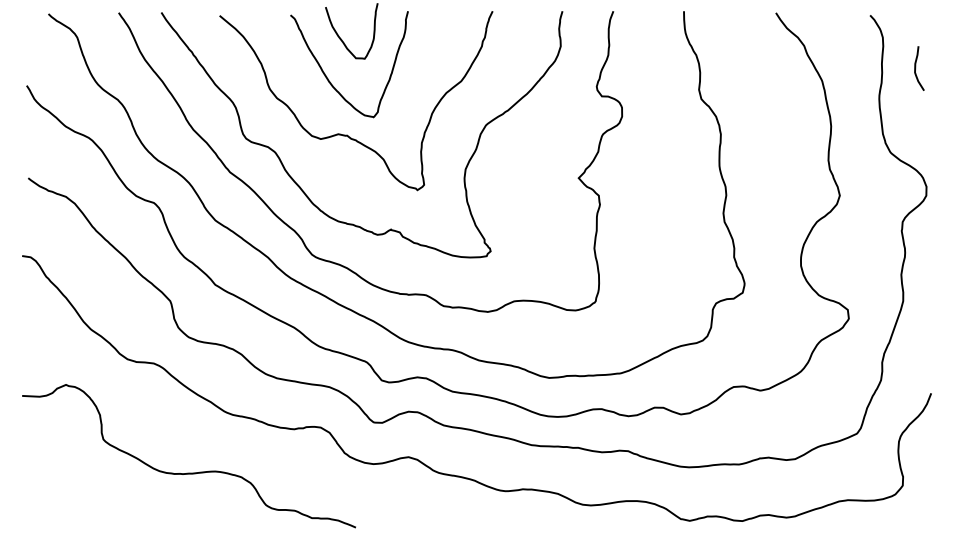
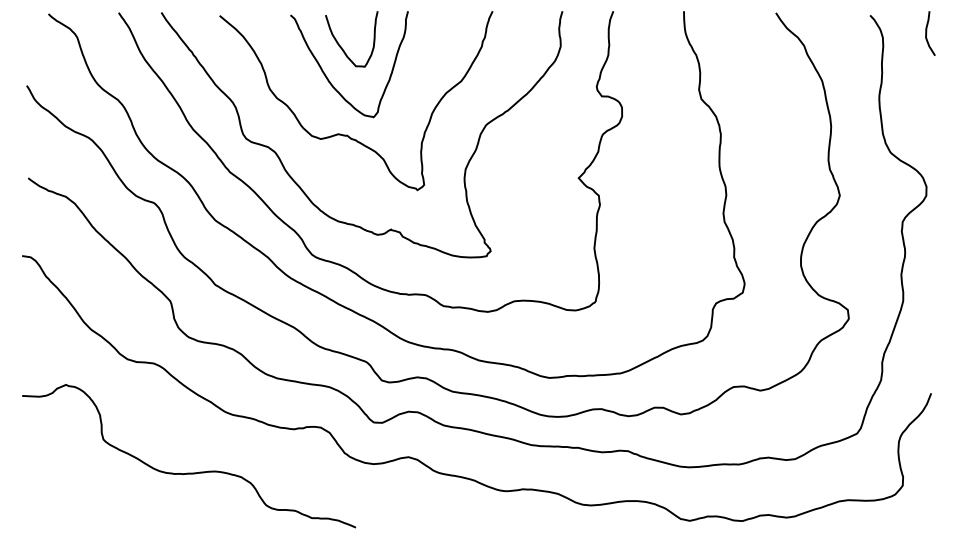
curve position: (342, 39) -> (342, 47) (342, 47)
curve position: (916, 68) -> (927, 33) (927, 33)
